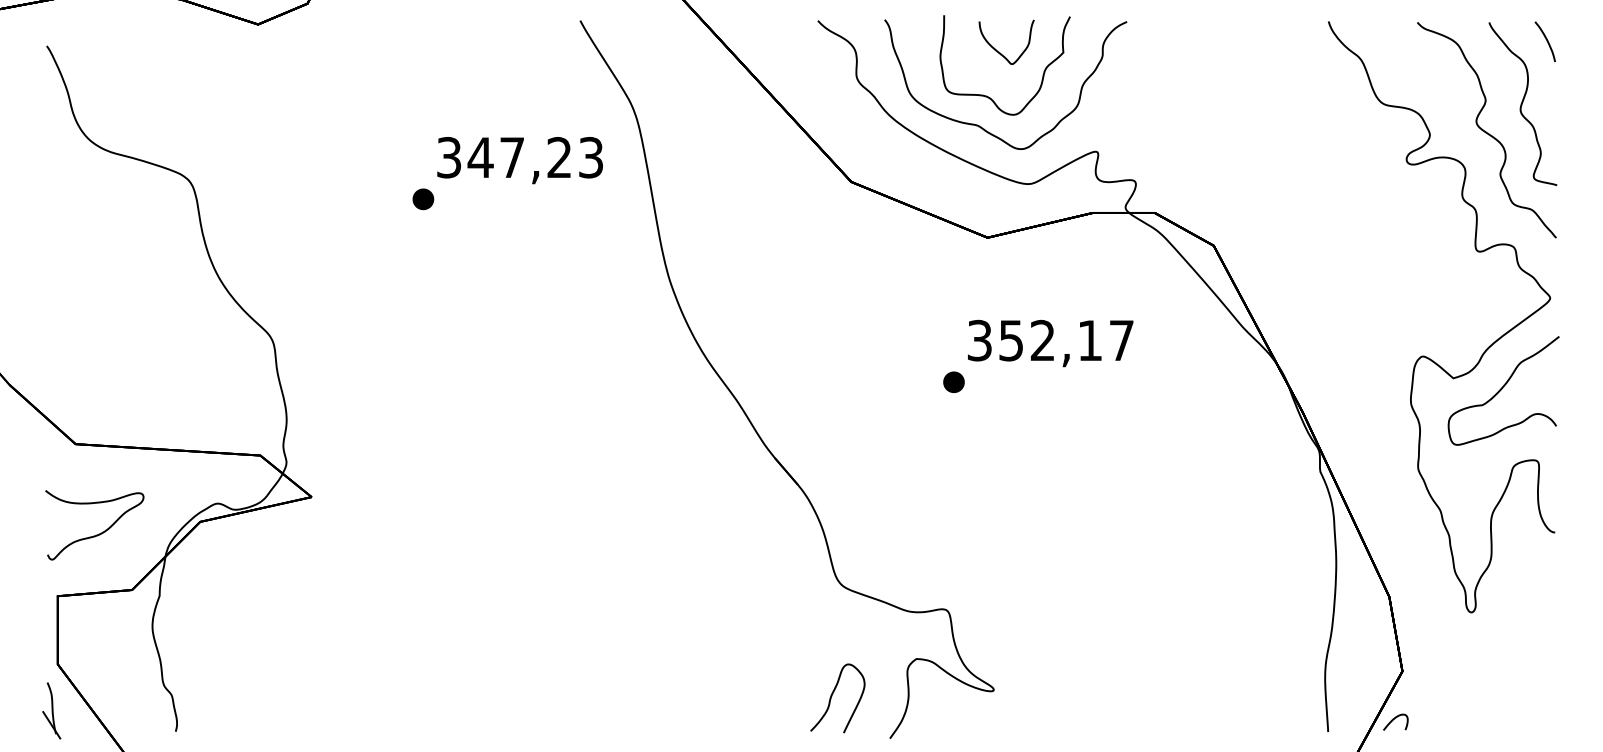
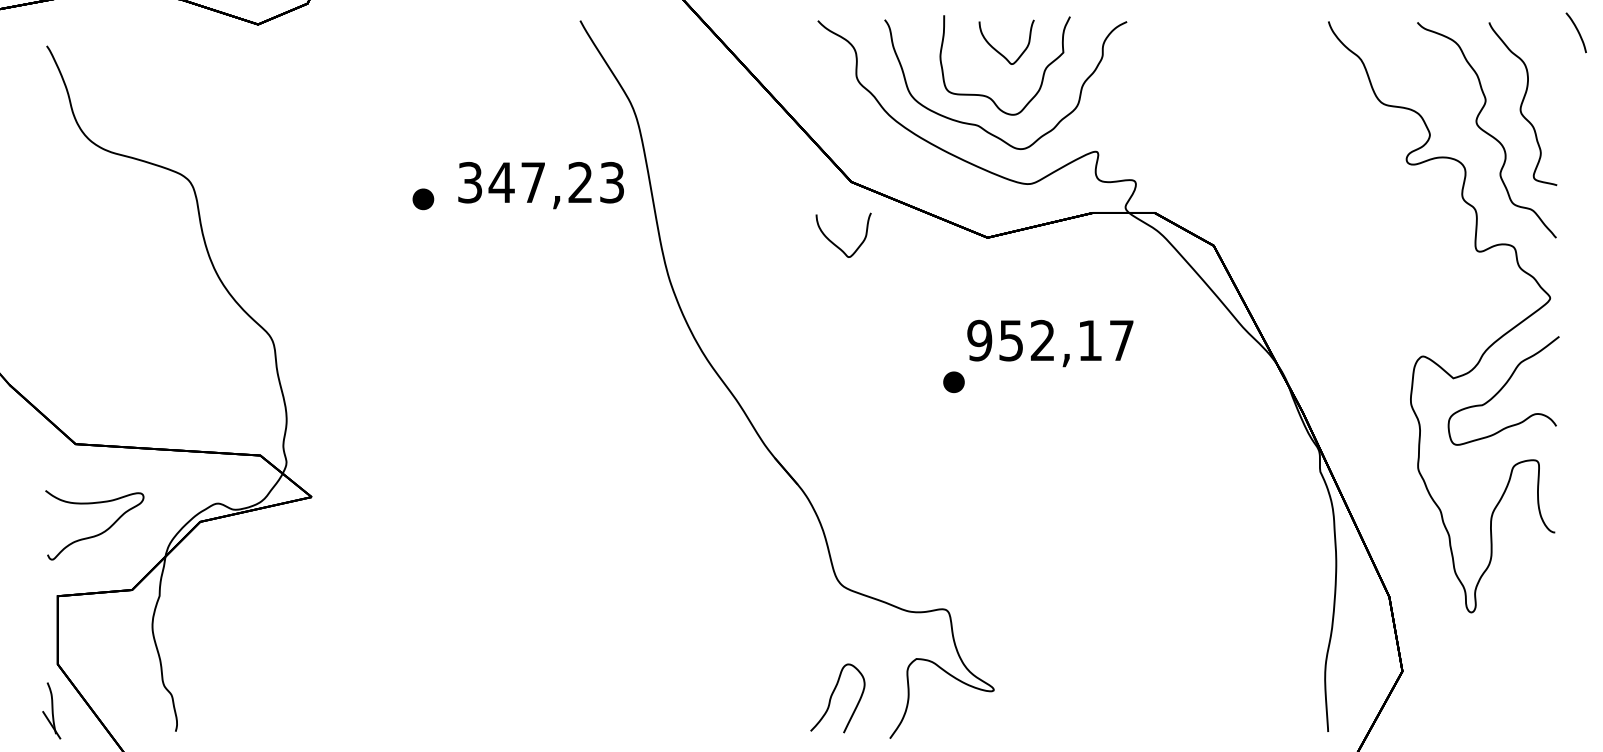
part position: (1544, 41) -> (1575, 32) (1575, 32)
text position: (519, 160) -> (540, 185) (540, 185)
curve: none -> present (836, 244)
text: 352,17 -> 952,17 (979, 340)
curve: present -> none (1394, 719)
